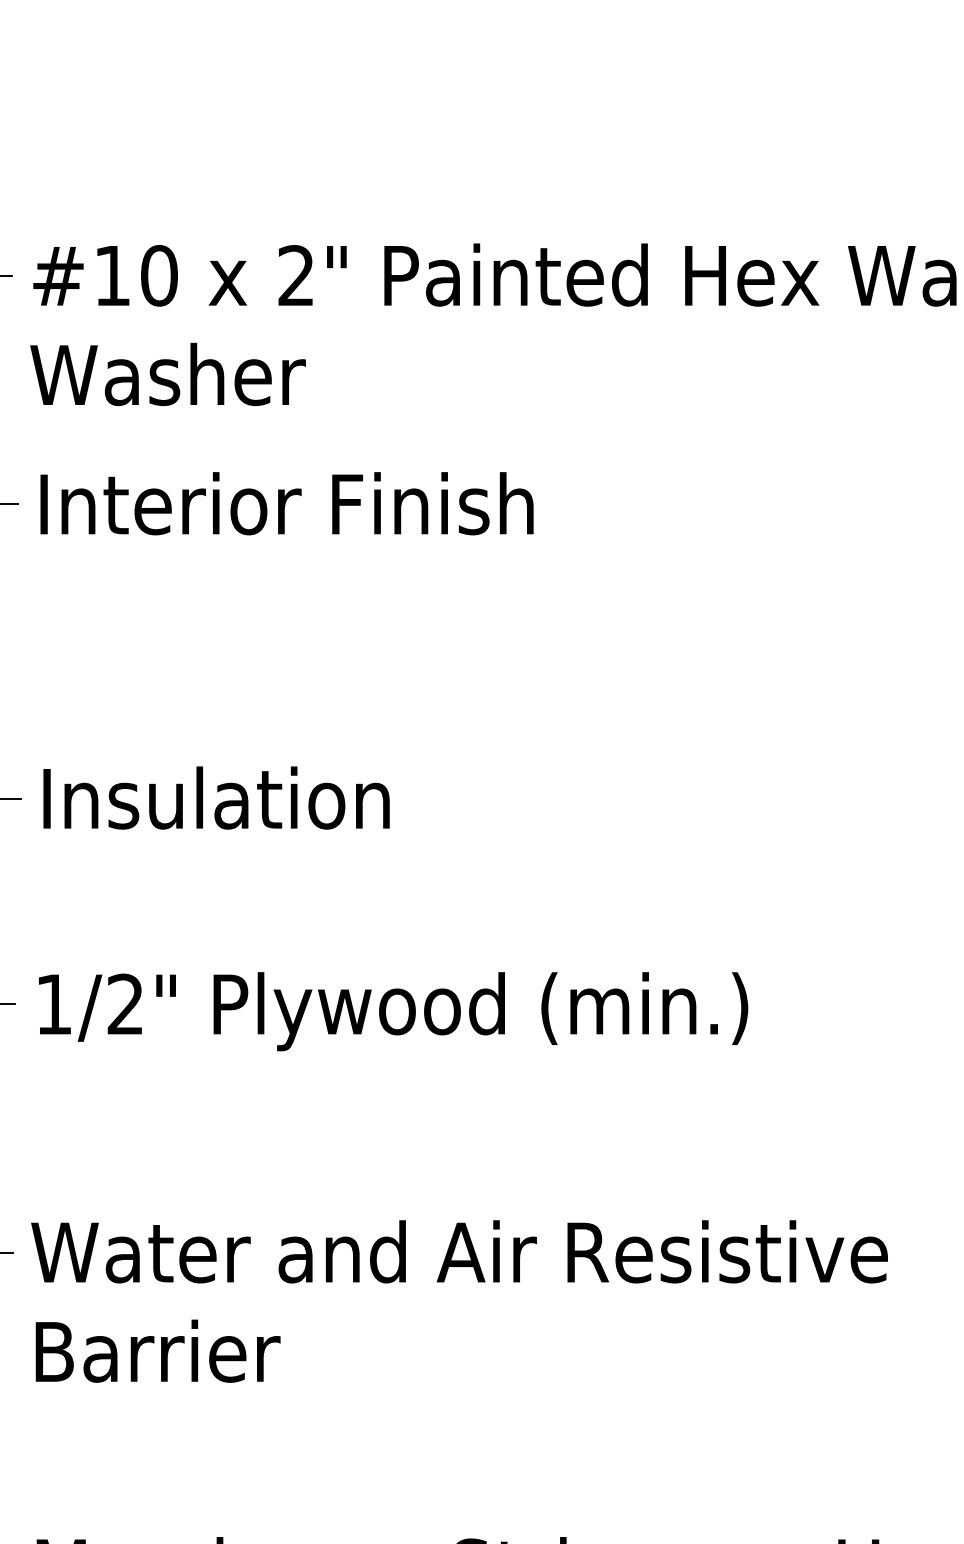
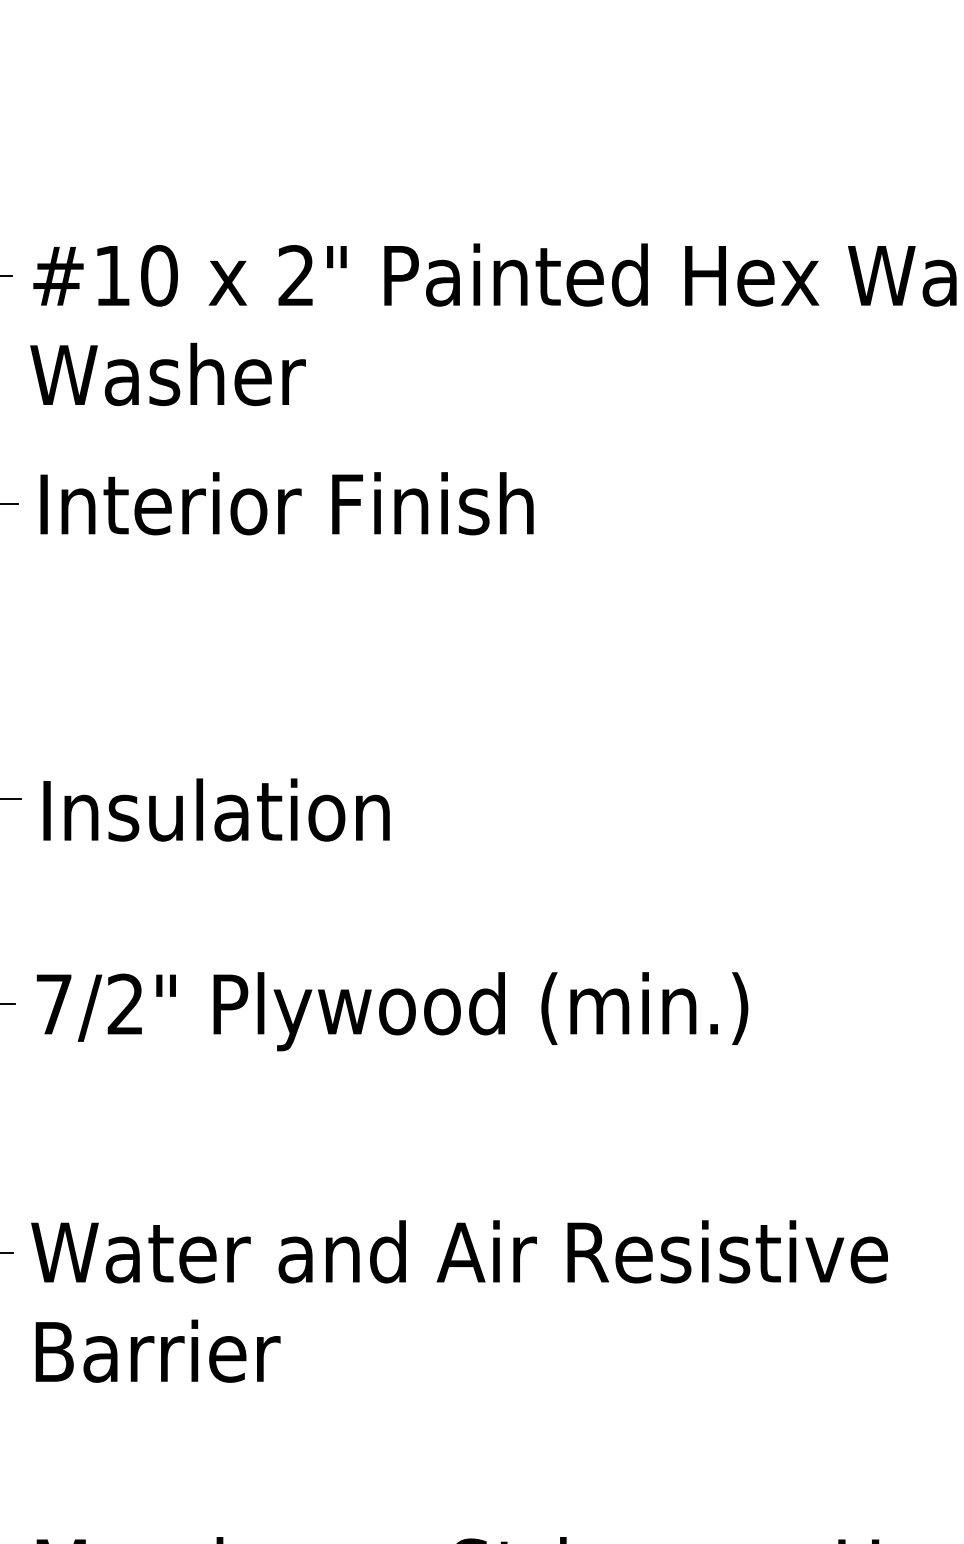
text position: (216, 797) -> (216, 809) (216, 809)
text: 1/2" -> 7/2" (53, 1004)
